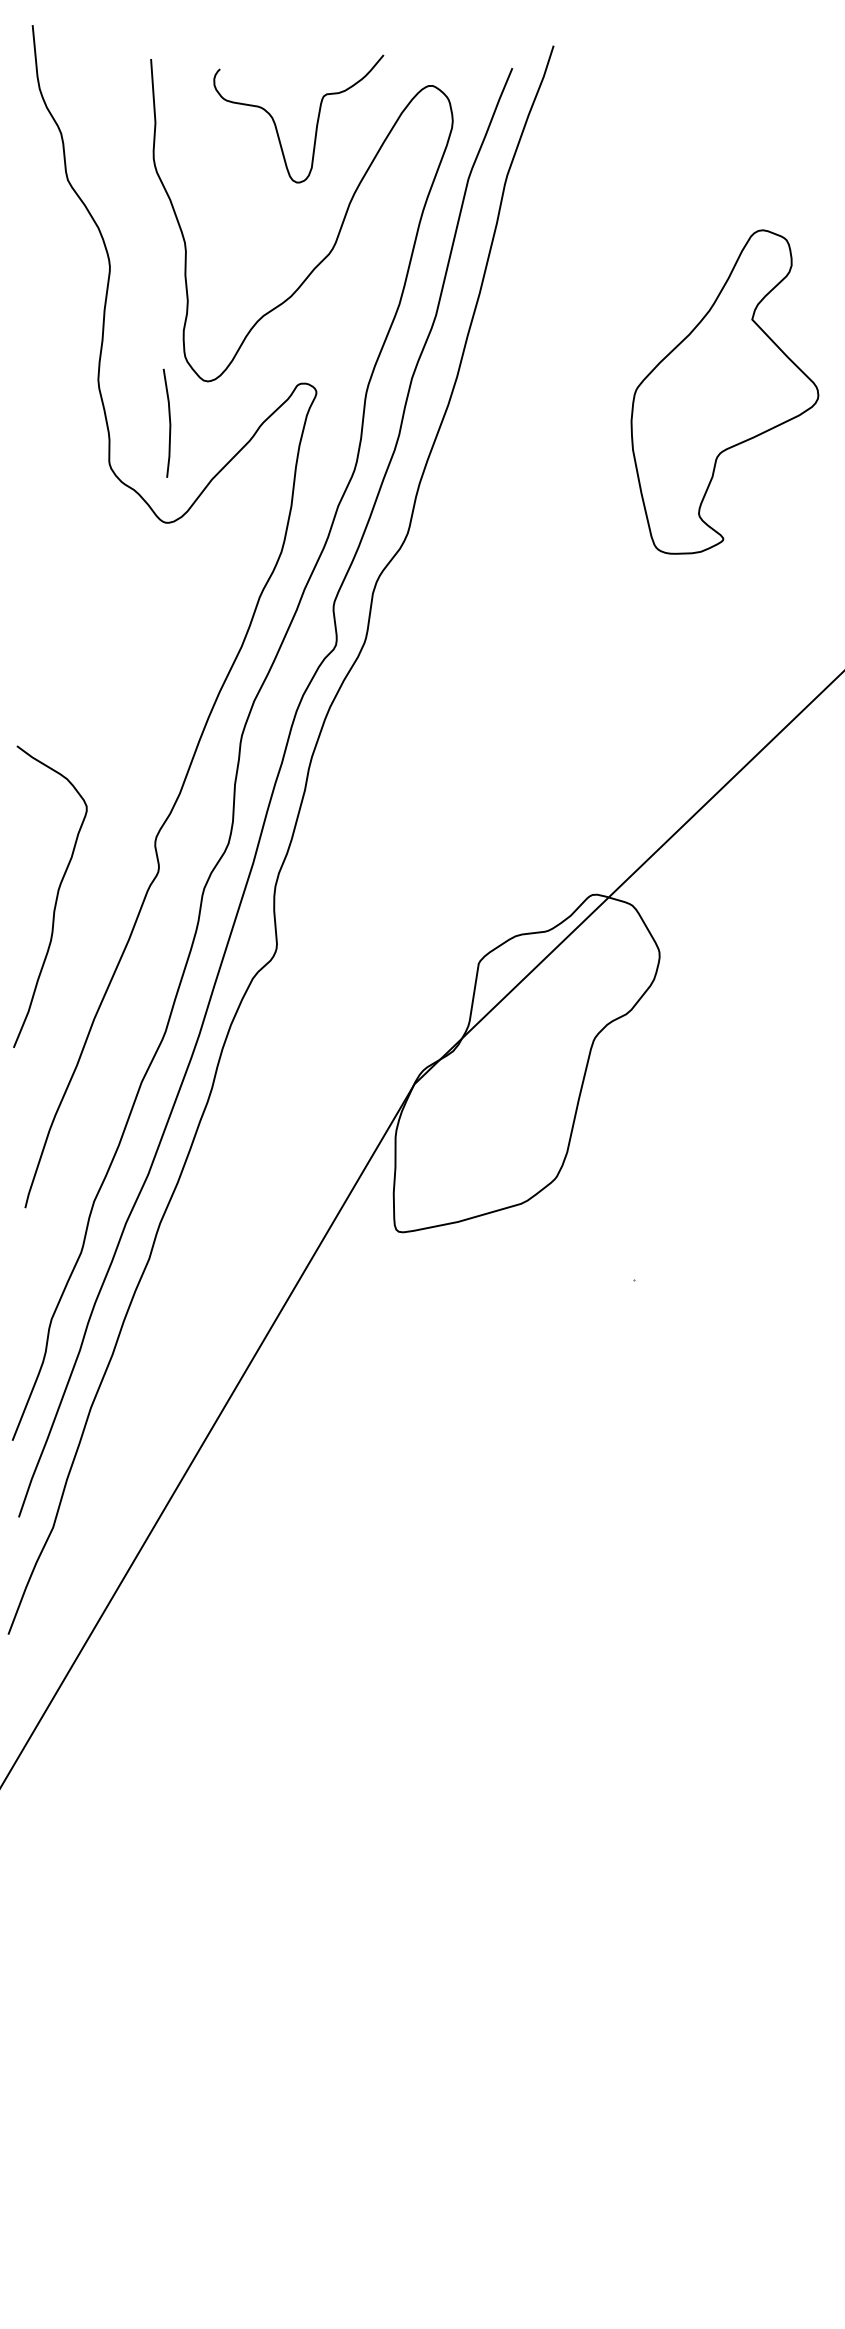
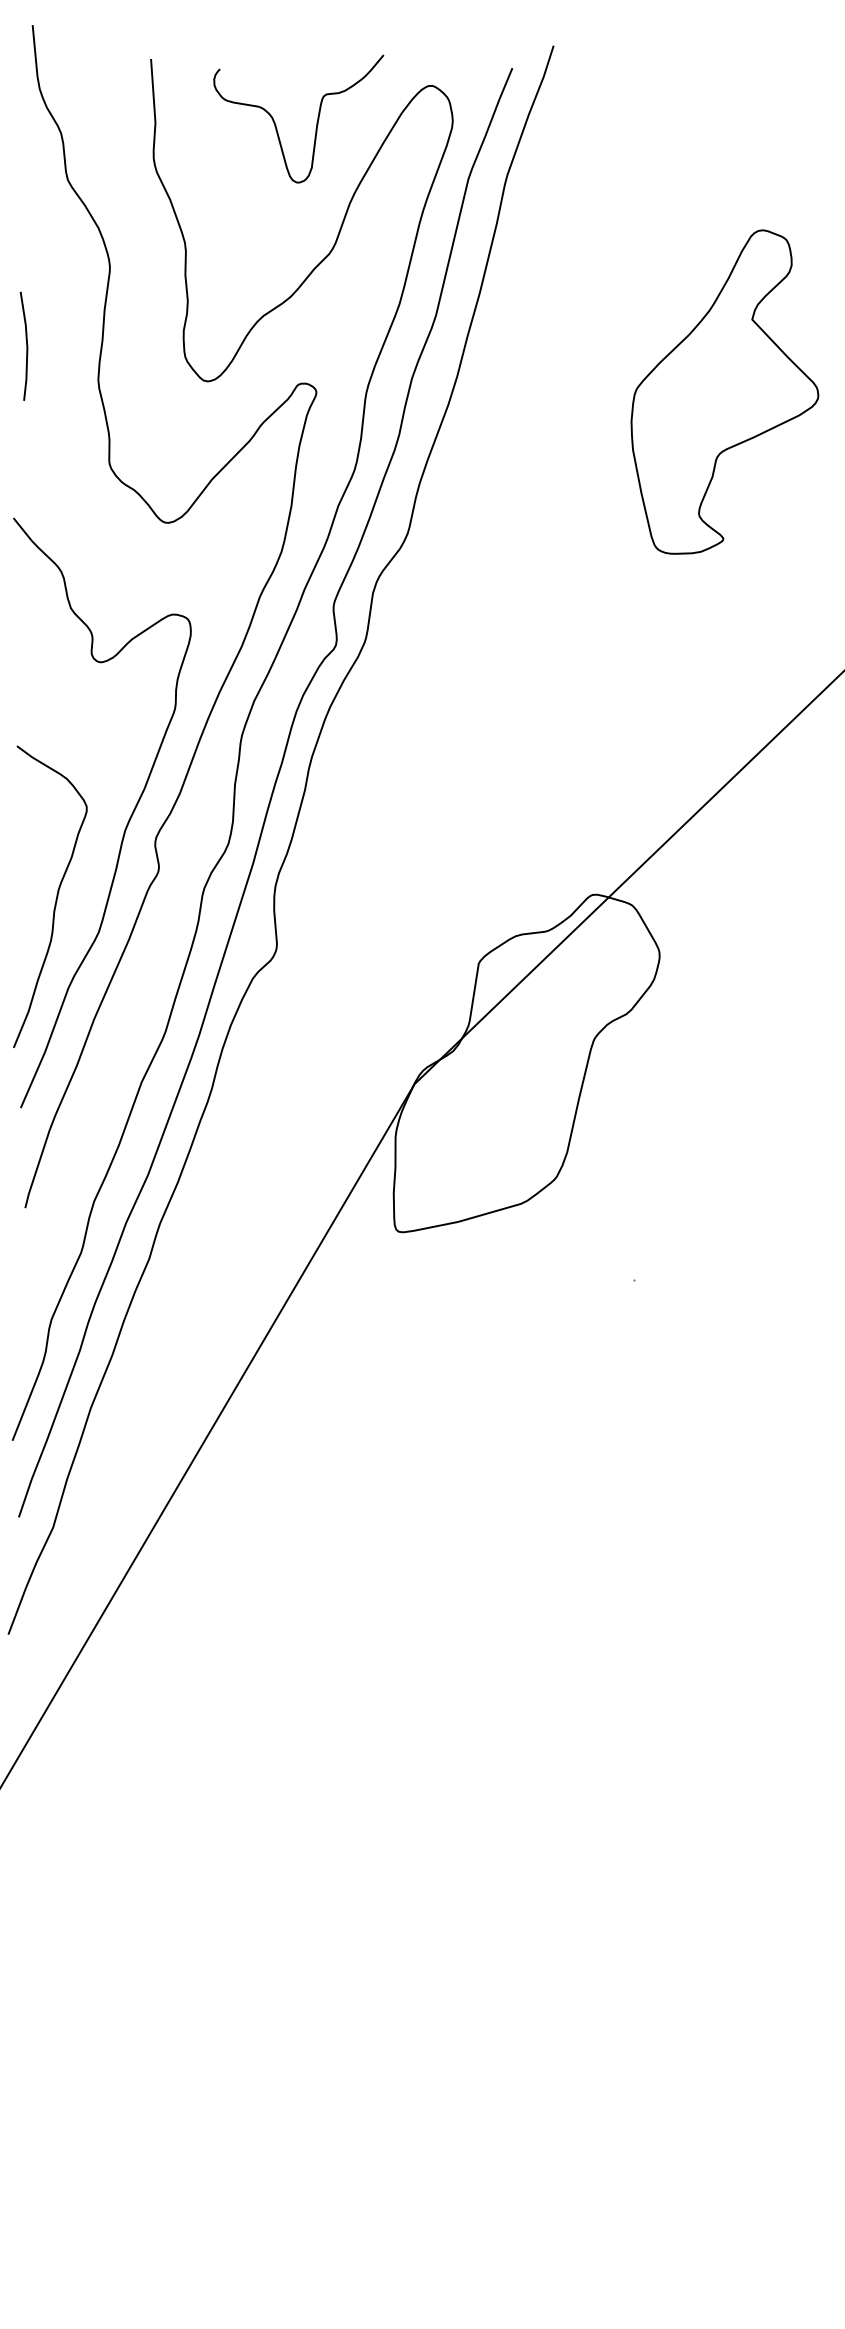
line position: (169, 422) -> (26, 345) (26, 345)
curve: none -> present (126, 824)
